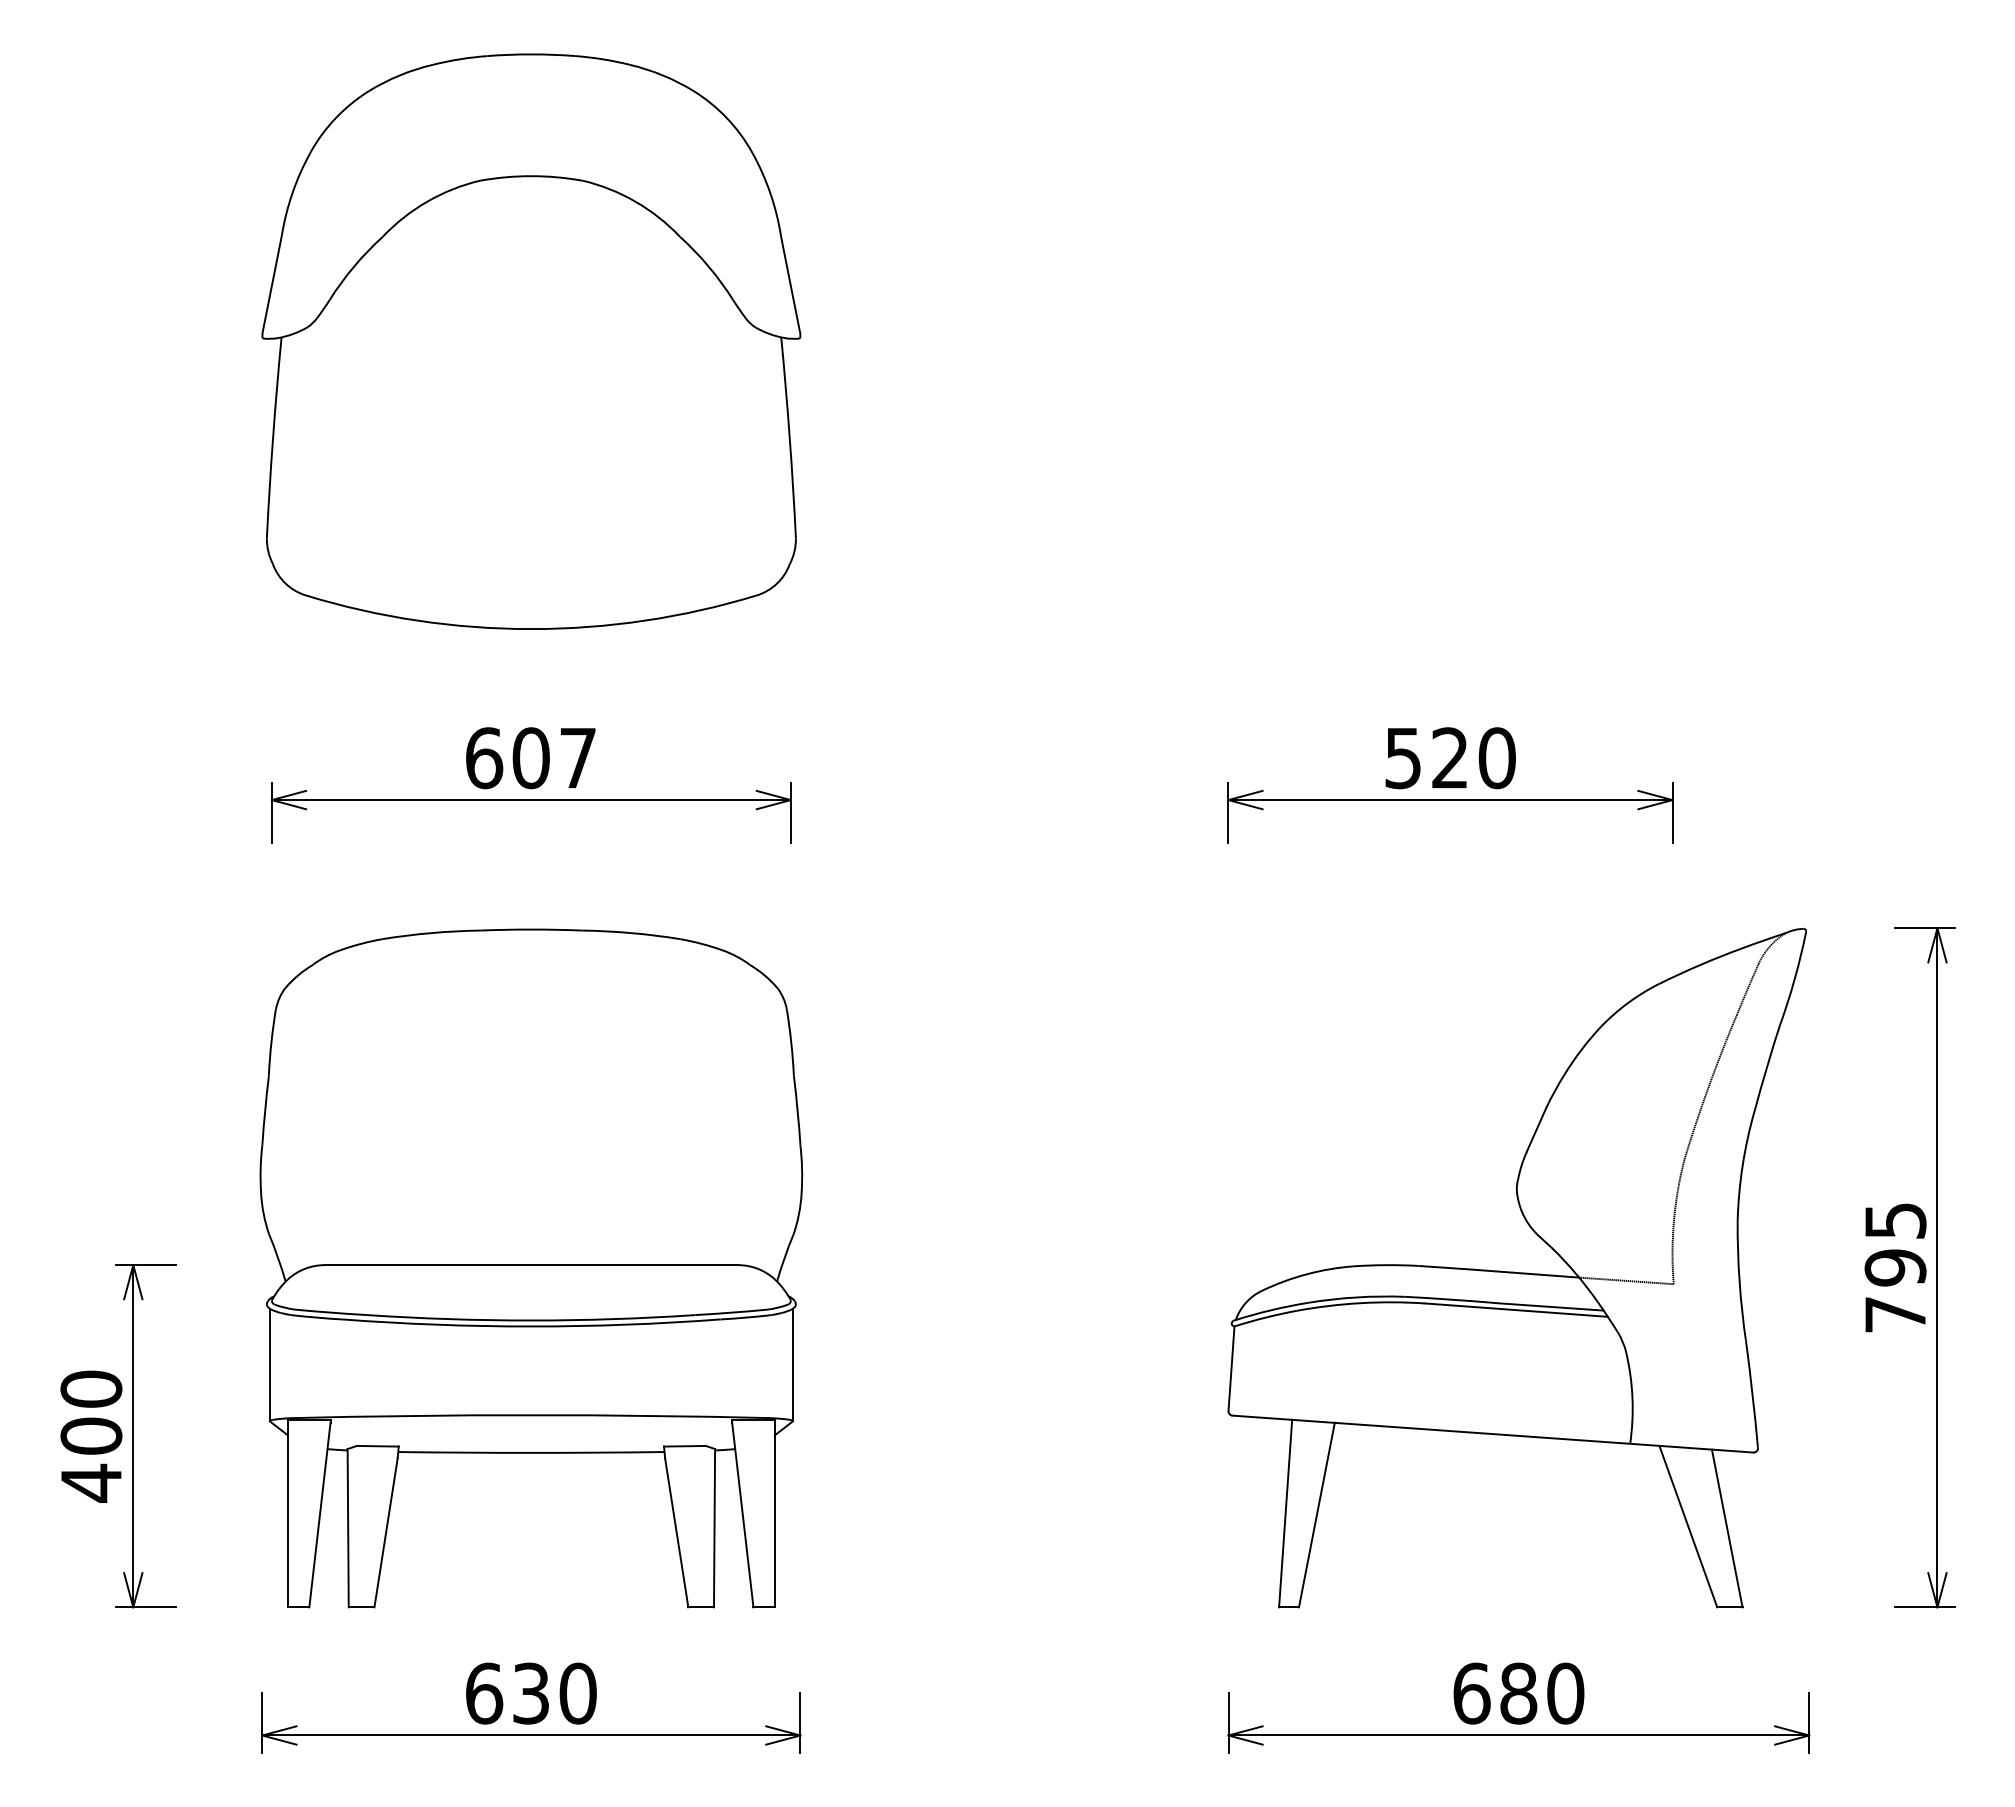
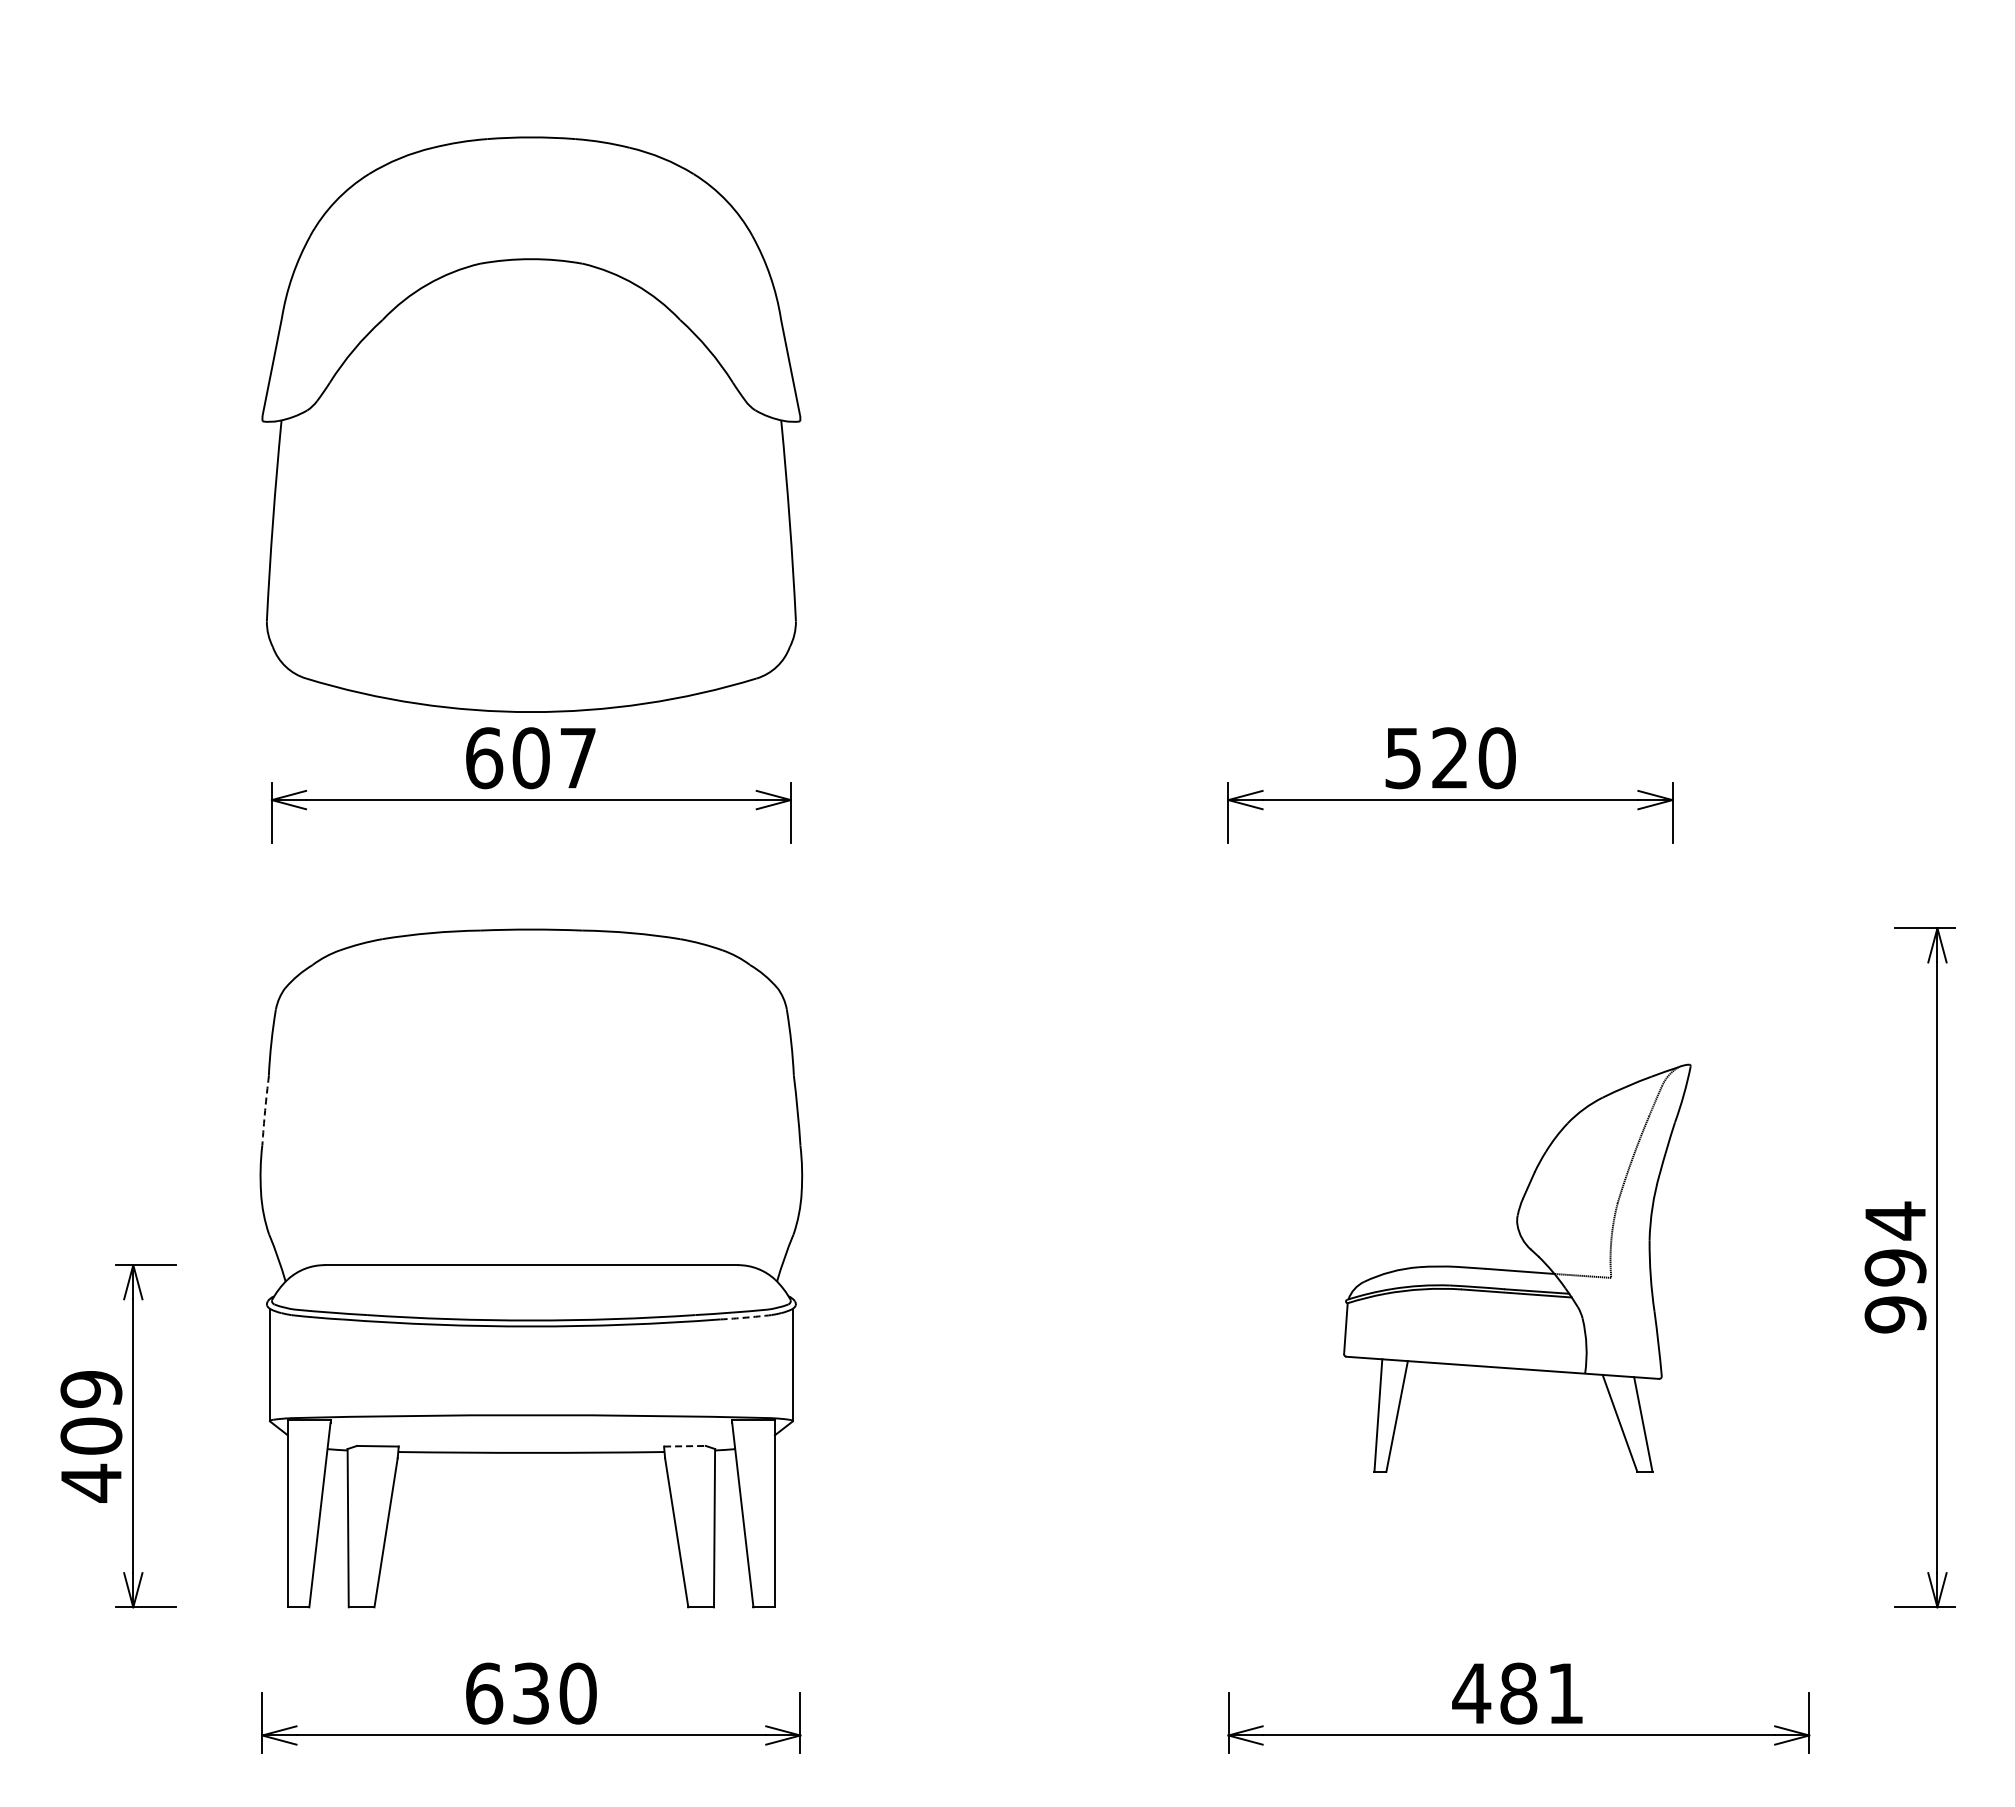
part position: (531, 341) -> (531, 424) (531, 424)
arc: solid -> dashed (265, 1110)
text: 795 -> 994 (1895, 1267)
part size: 581x681 px -> 349x410 px (1517, 1267)
arc: solid -> dashed (746, 1317)
text: 400 -> 409 (91, 1388)
line: solid -> dashed (684, 1446)
text: 680 -> 481 (1518, 1693)
